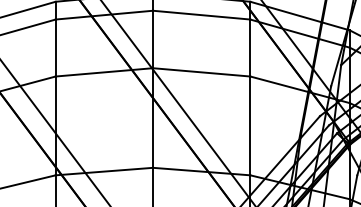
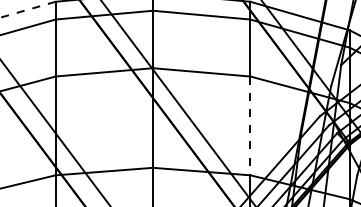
line: solid -> dashed (27, 9)
line: solid -> dashed (250, 126)
